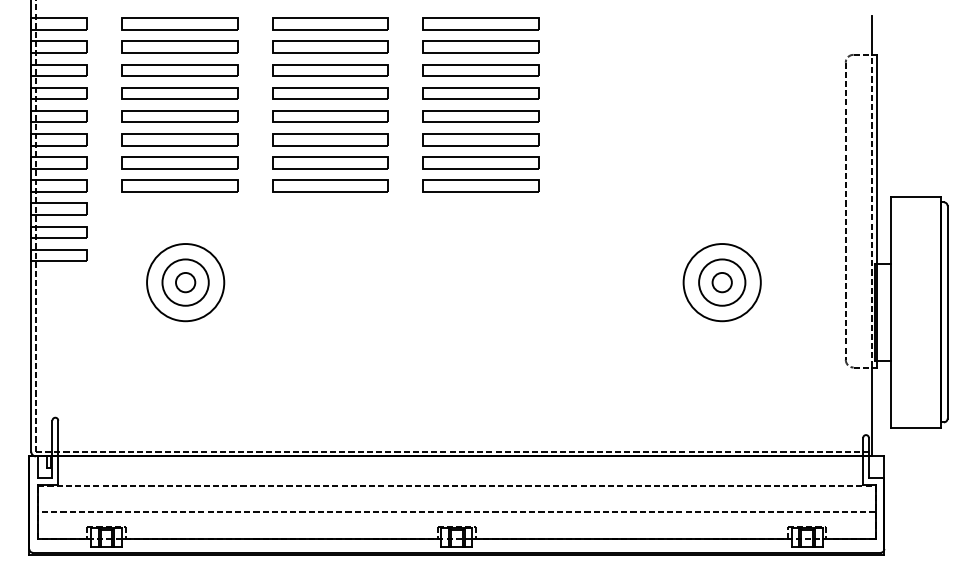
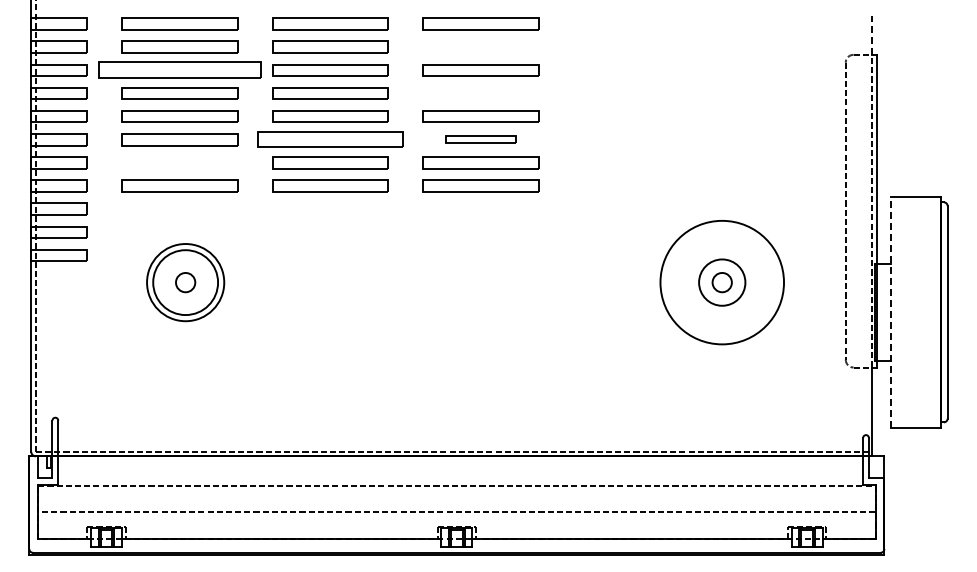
line: solid -> dashed (872, 35)
part: present -> none (480, 46)
part size: 118x13 px -> 164x18 px (179, 69)
part: present -> none (480, 93)
part size: 117x14 px -> 147x17 px (330, 139)
part size: 118x14 px -> 72x9 px (480, 139)
part: present -> none (179, 162)
circle diameter: 46 px -> 65 px (185, 282)
circle diameter: 77 px -> 124 px (722, 282)
line: solid -> dashed (890, 312)
